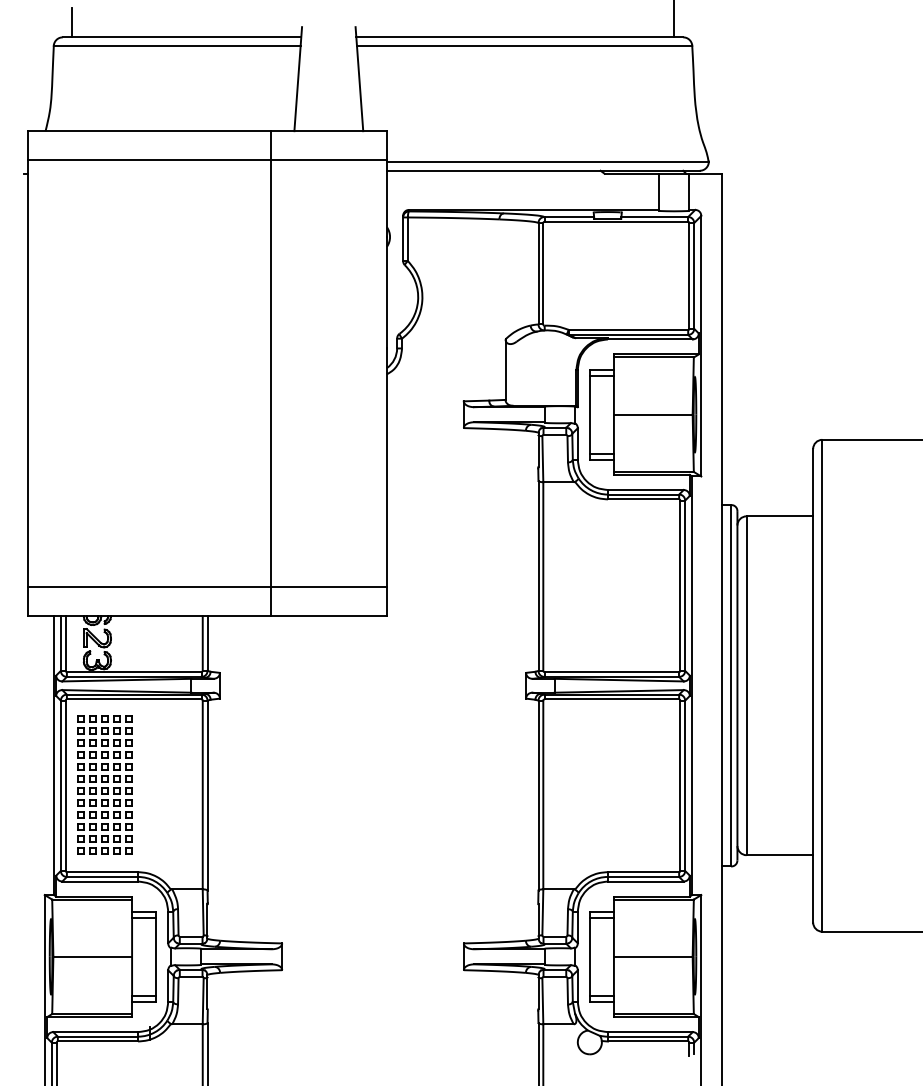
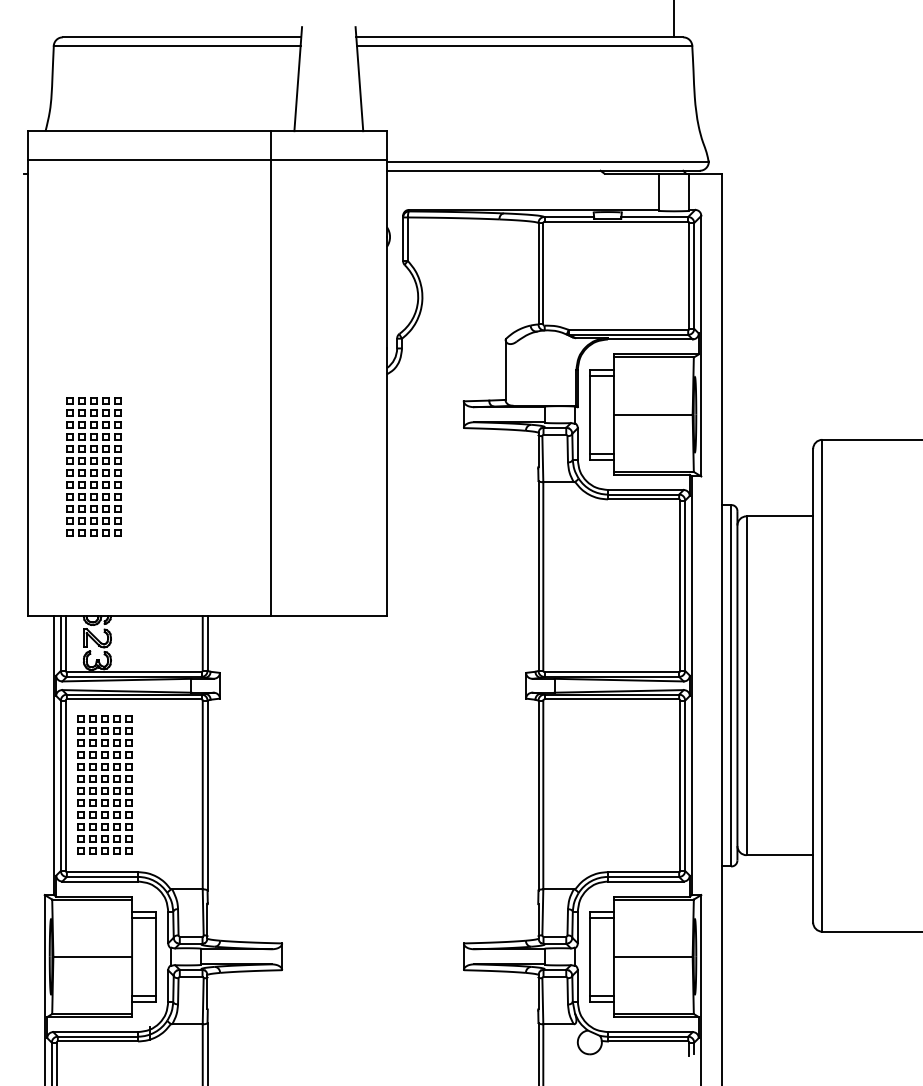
line: present -> none (71, 22)
part: none -> present (93, 466)
line: present -> none (206, 587)
